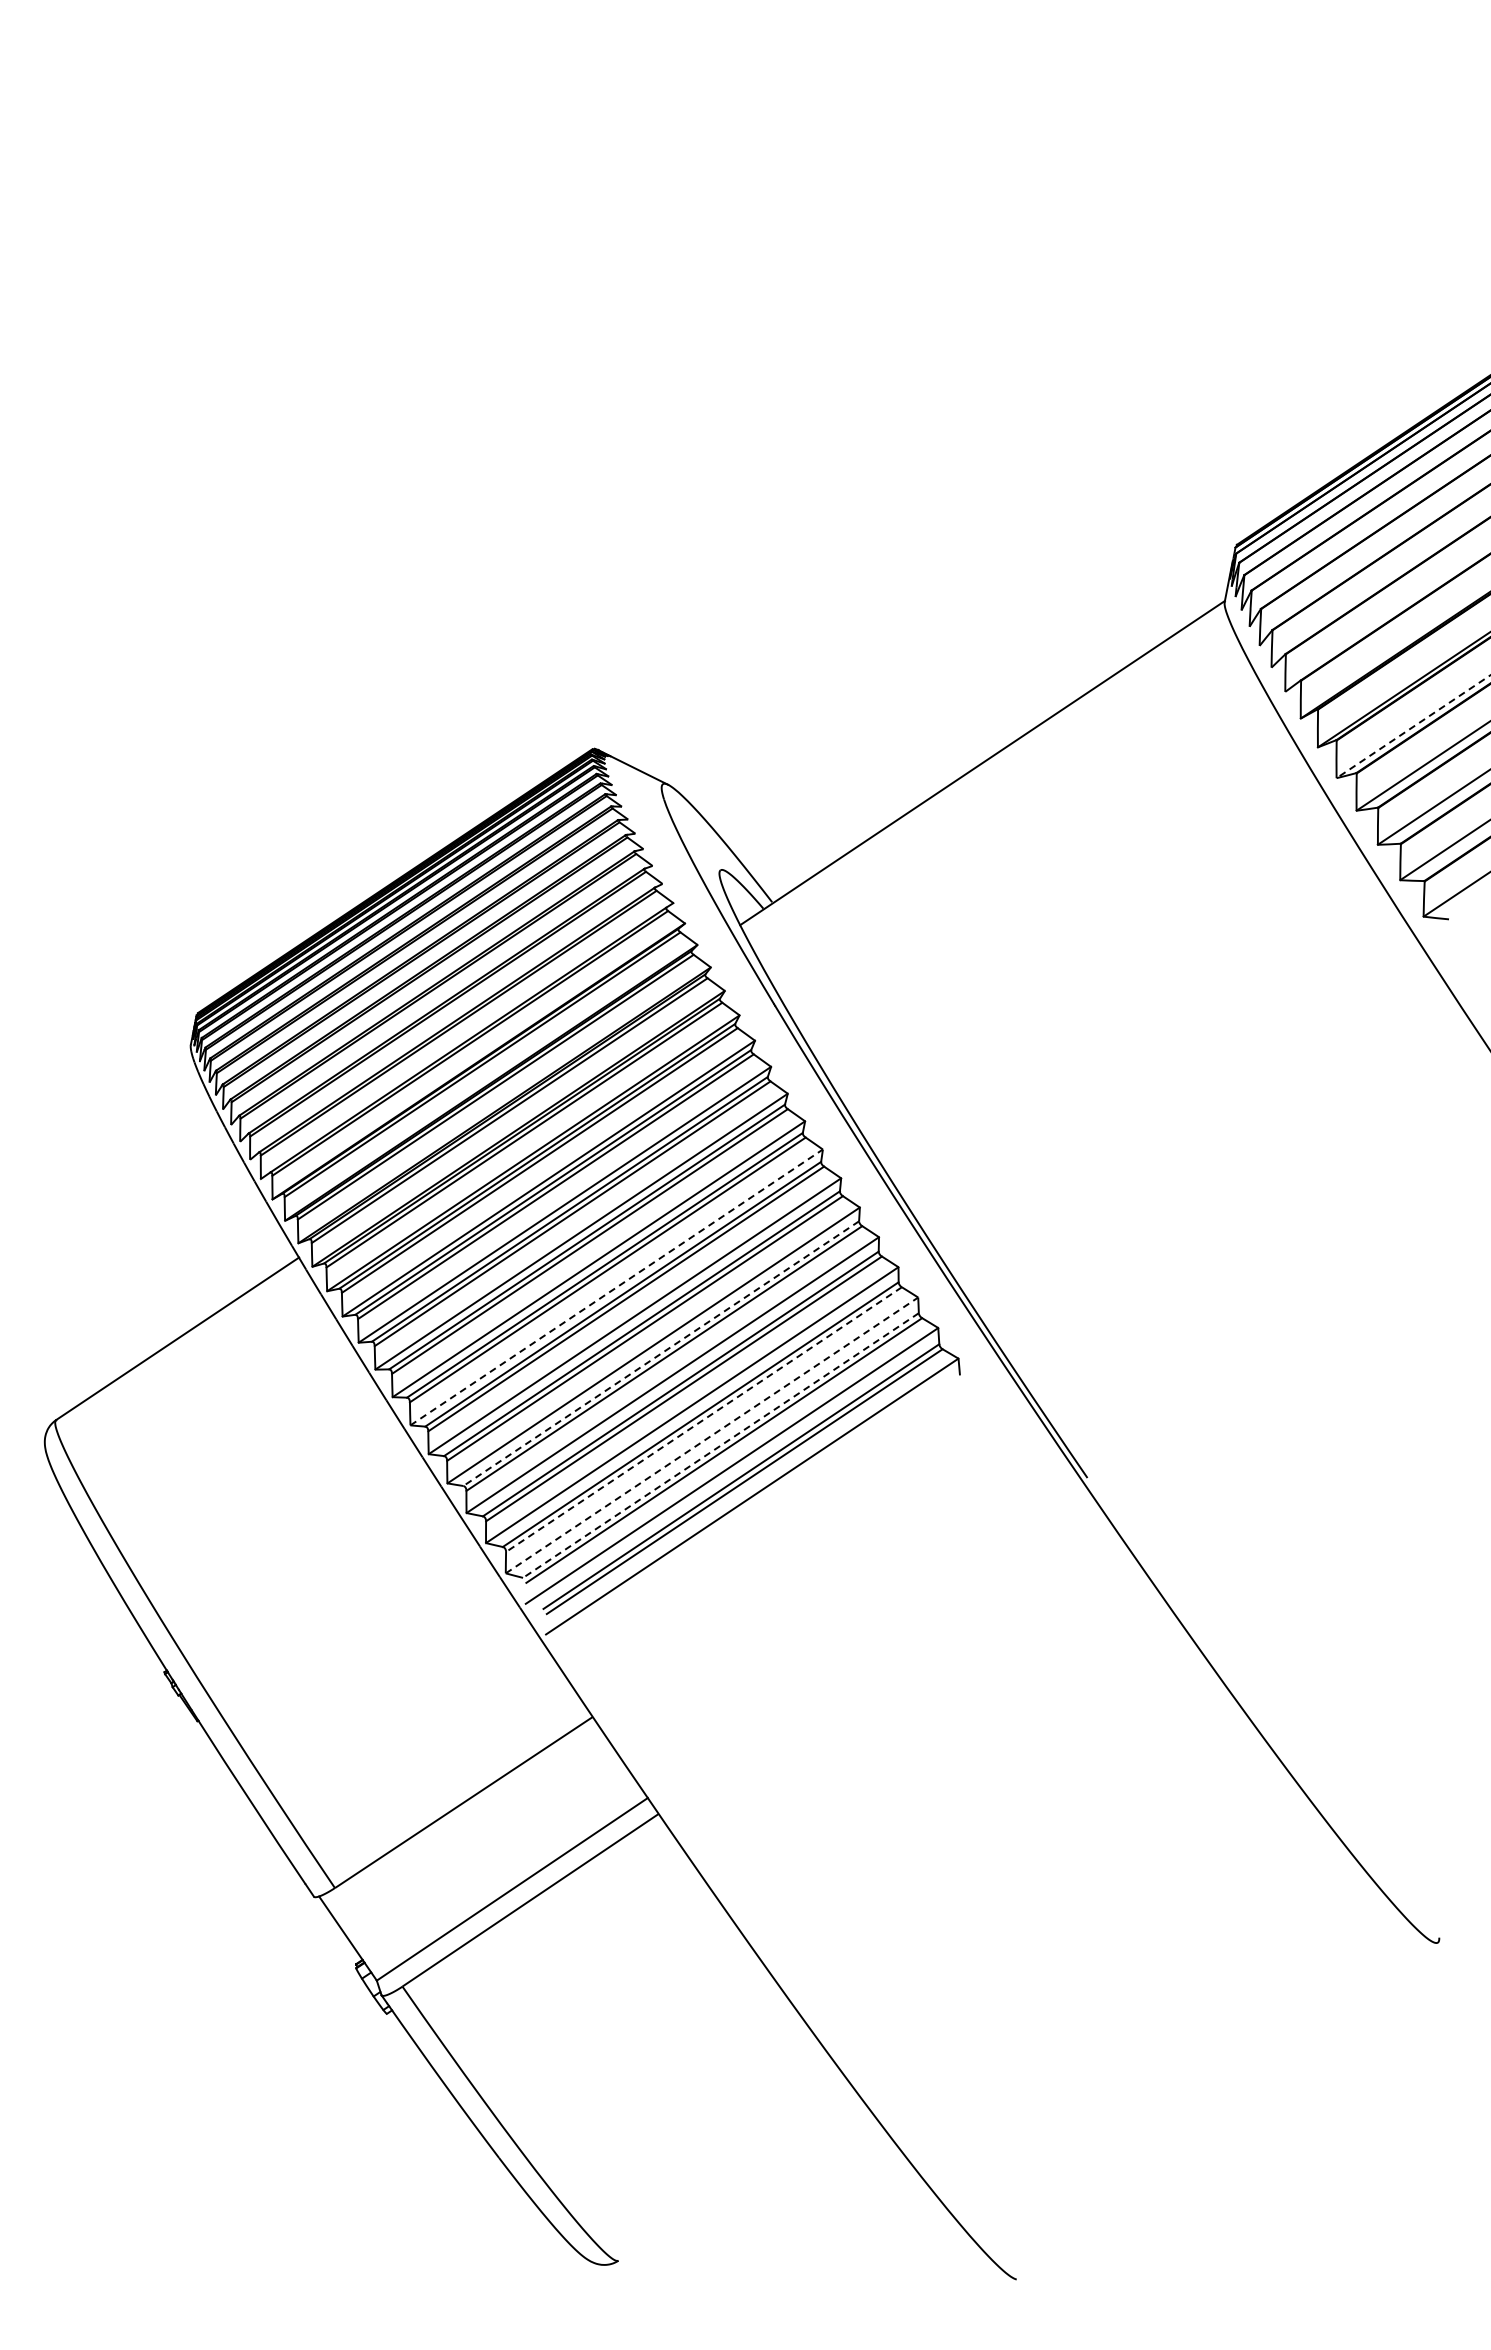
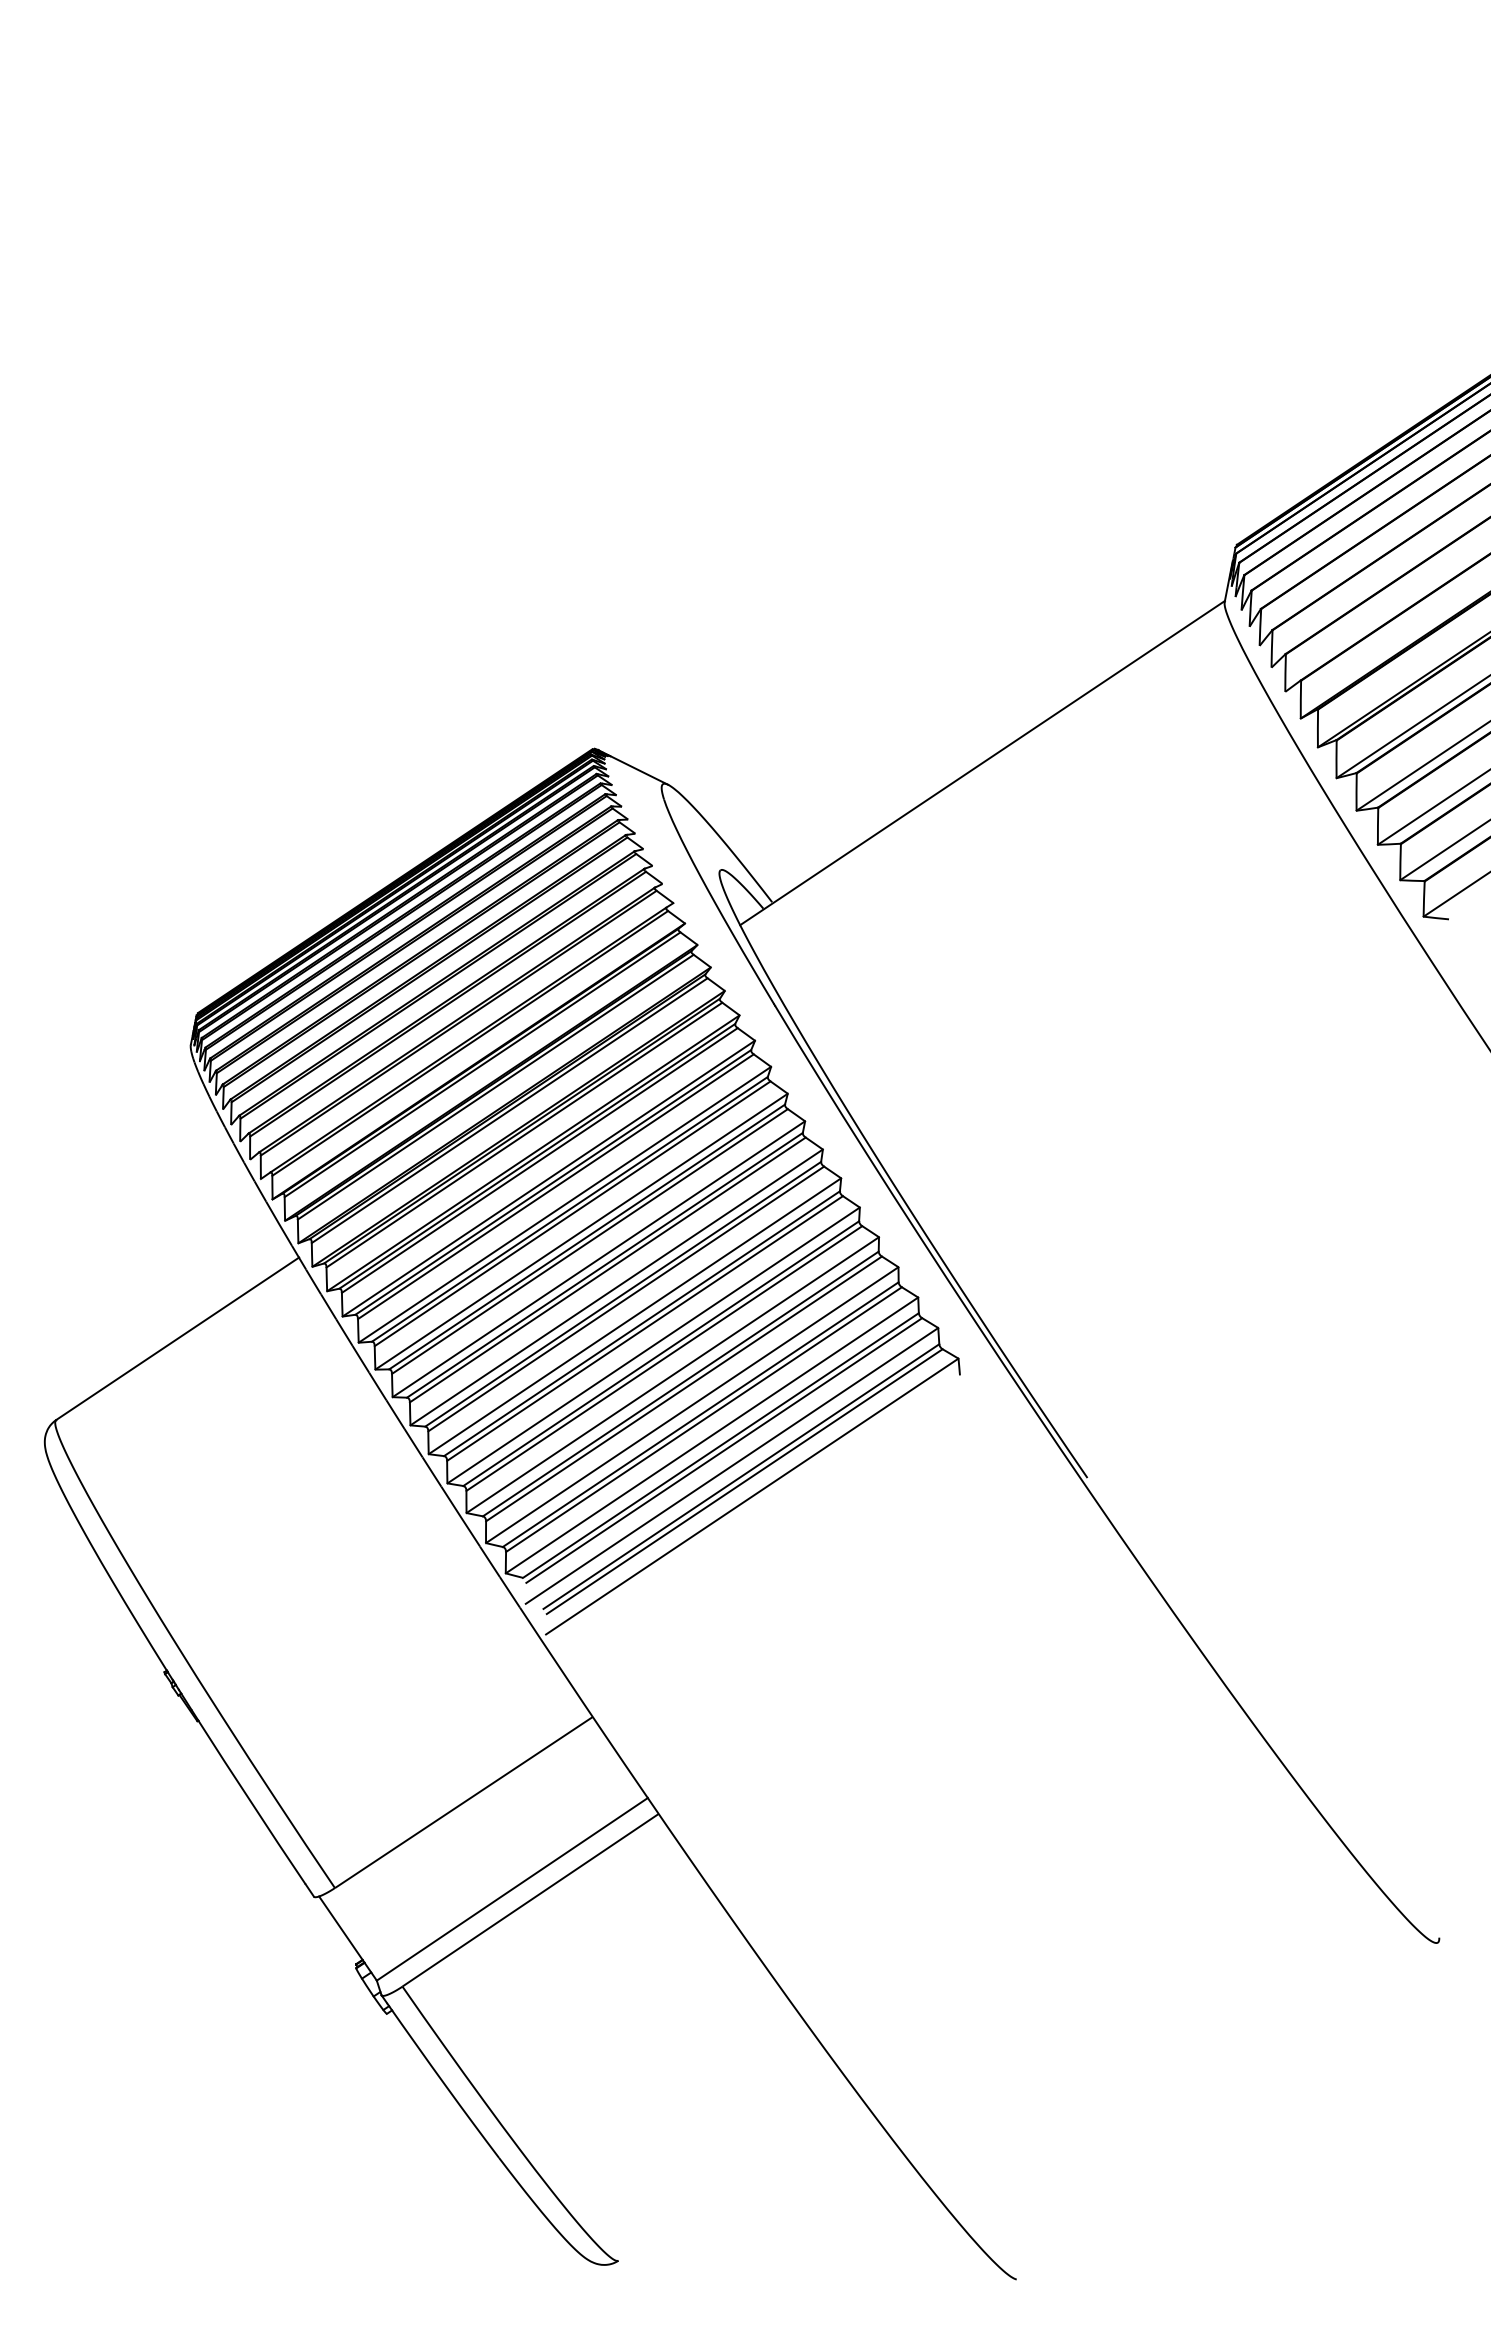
line: dashed -> solid (1413, 727)
line: dashed -> solid (617, 1287)
line: dashed -> solid (660, 1353)
line: dashed -> solid (703, 1419)
line: dashed -> solid (712, 1435)
line: dashed -> solid (720, 1445)
